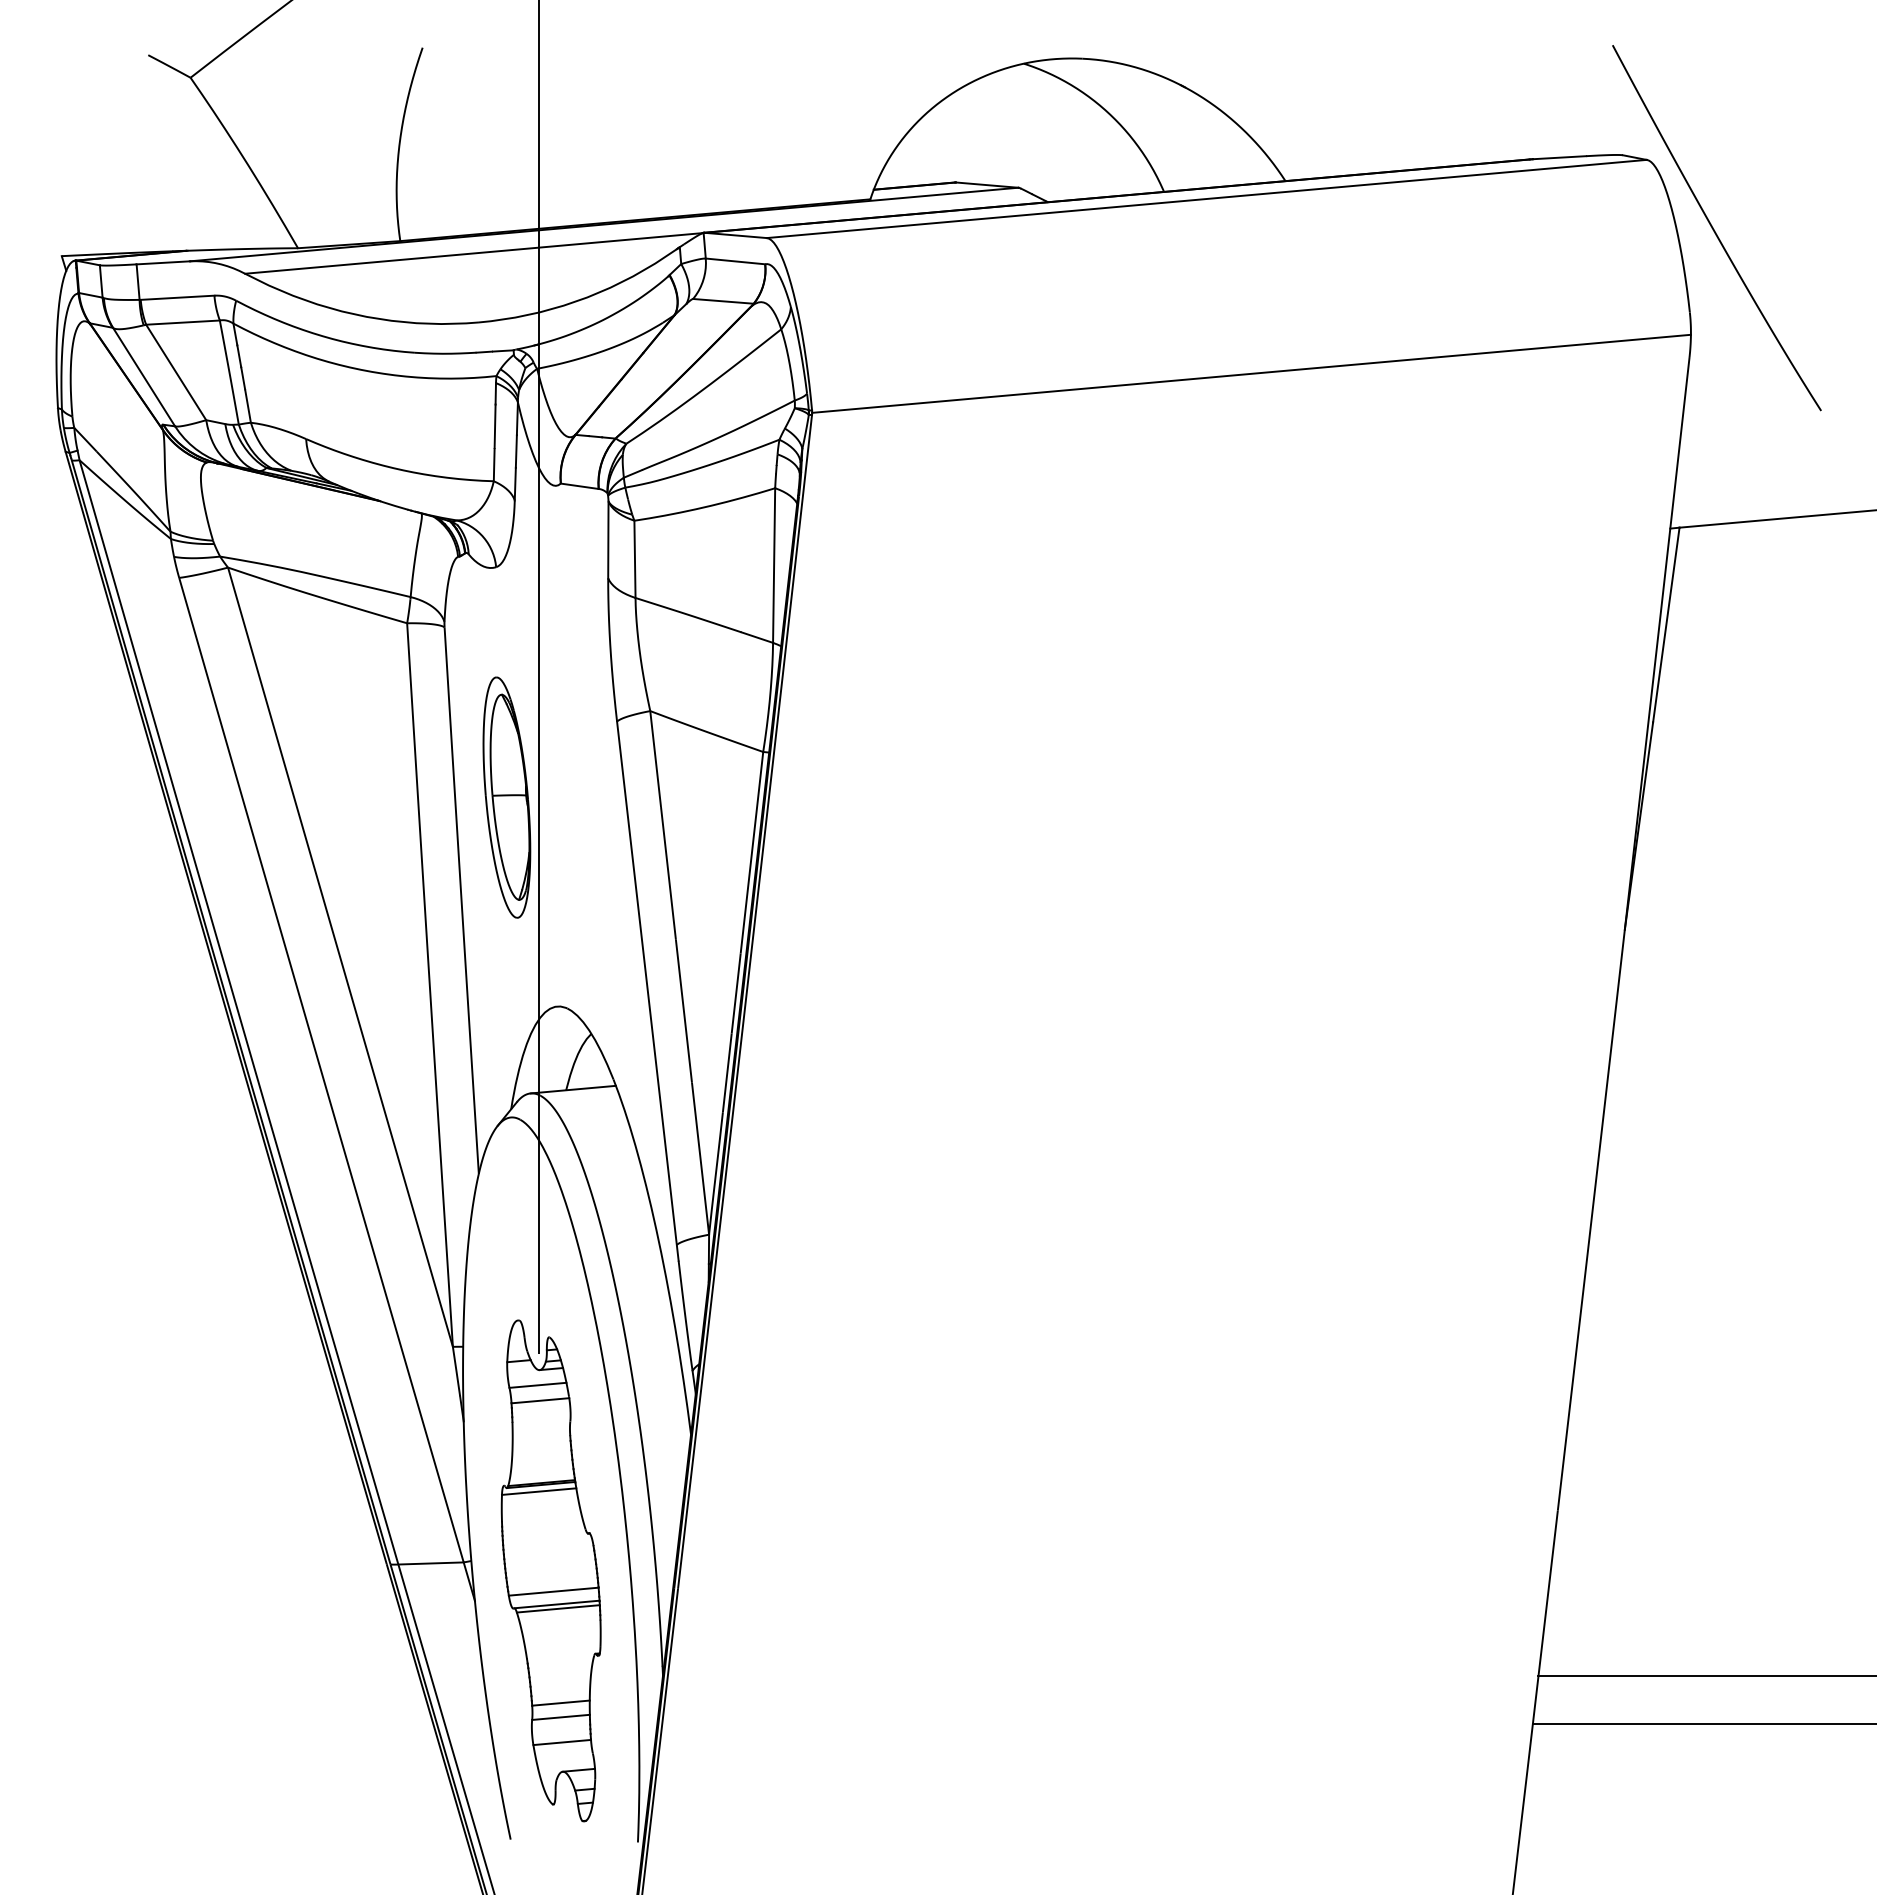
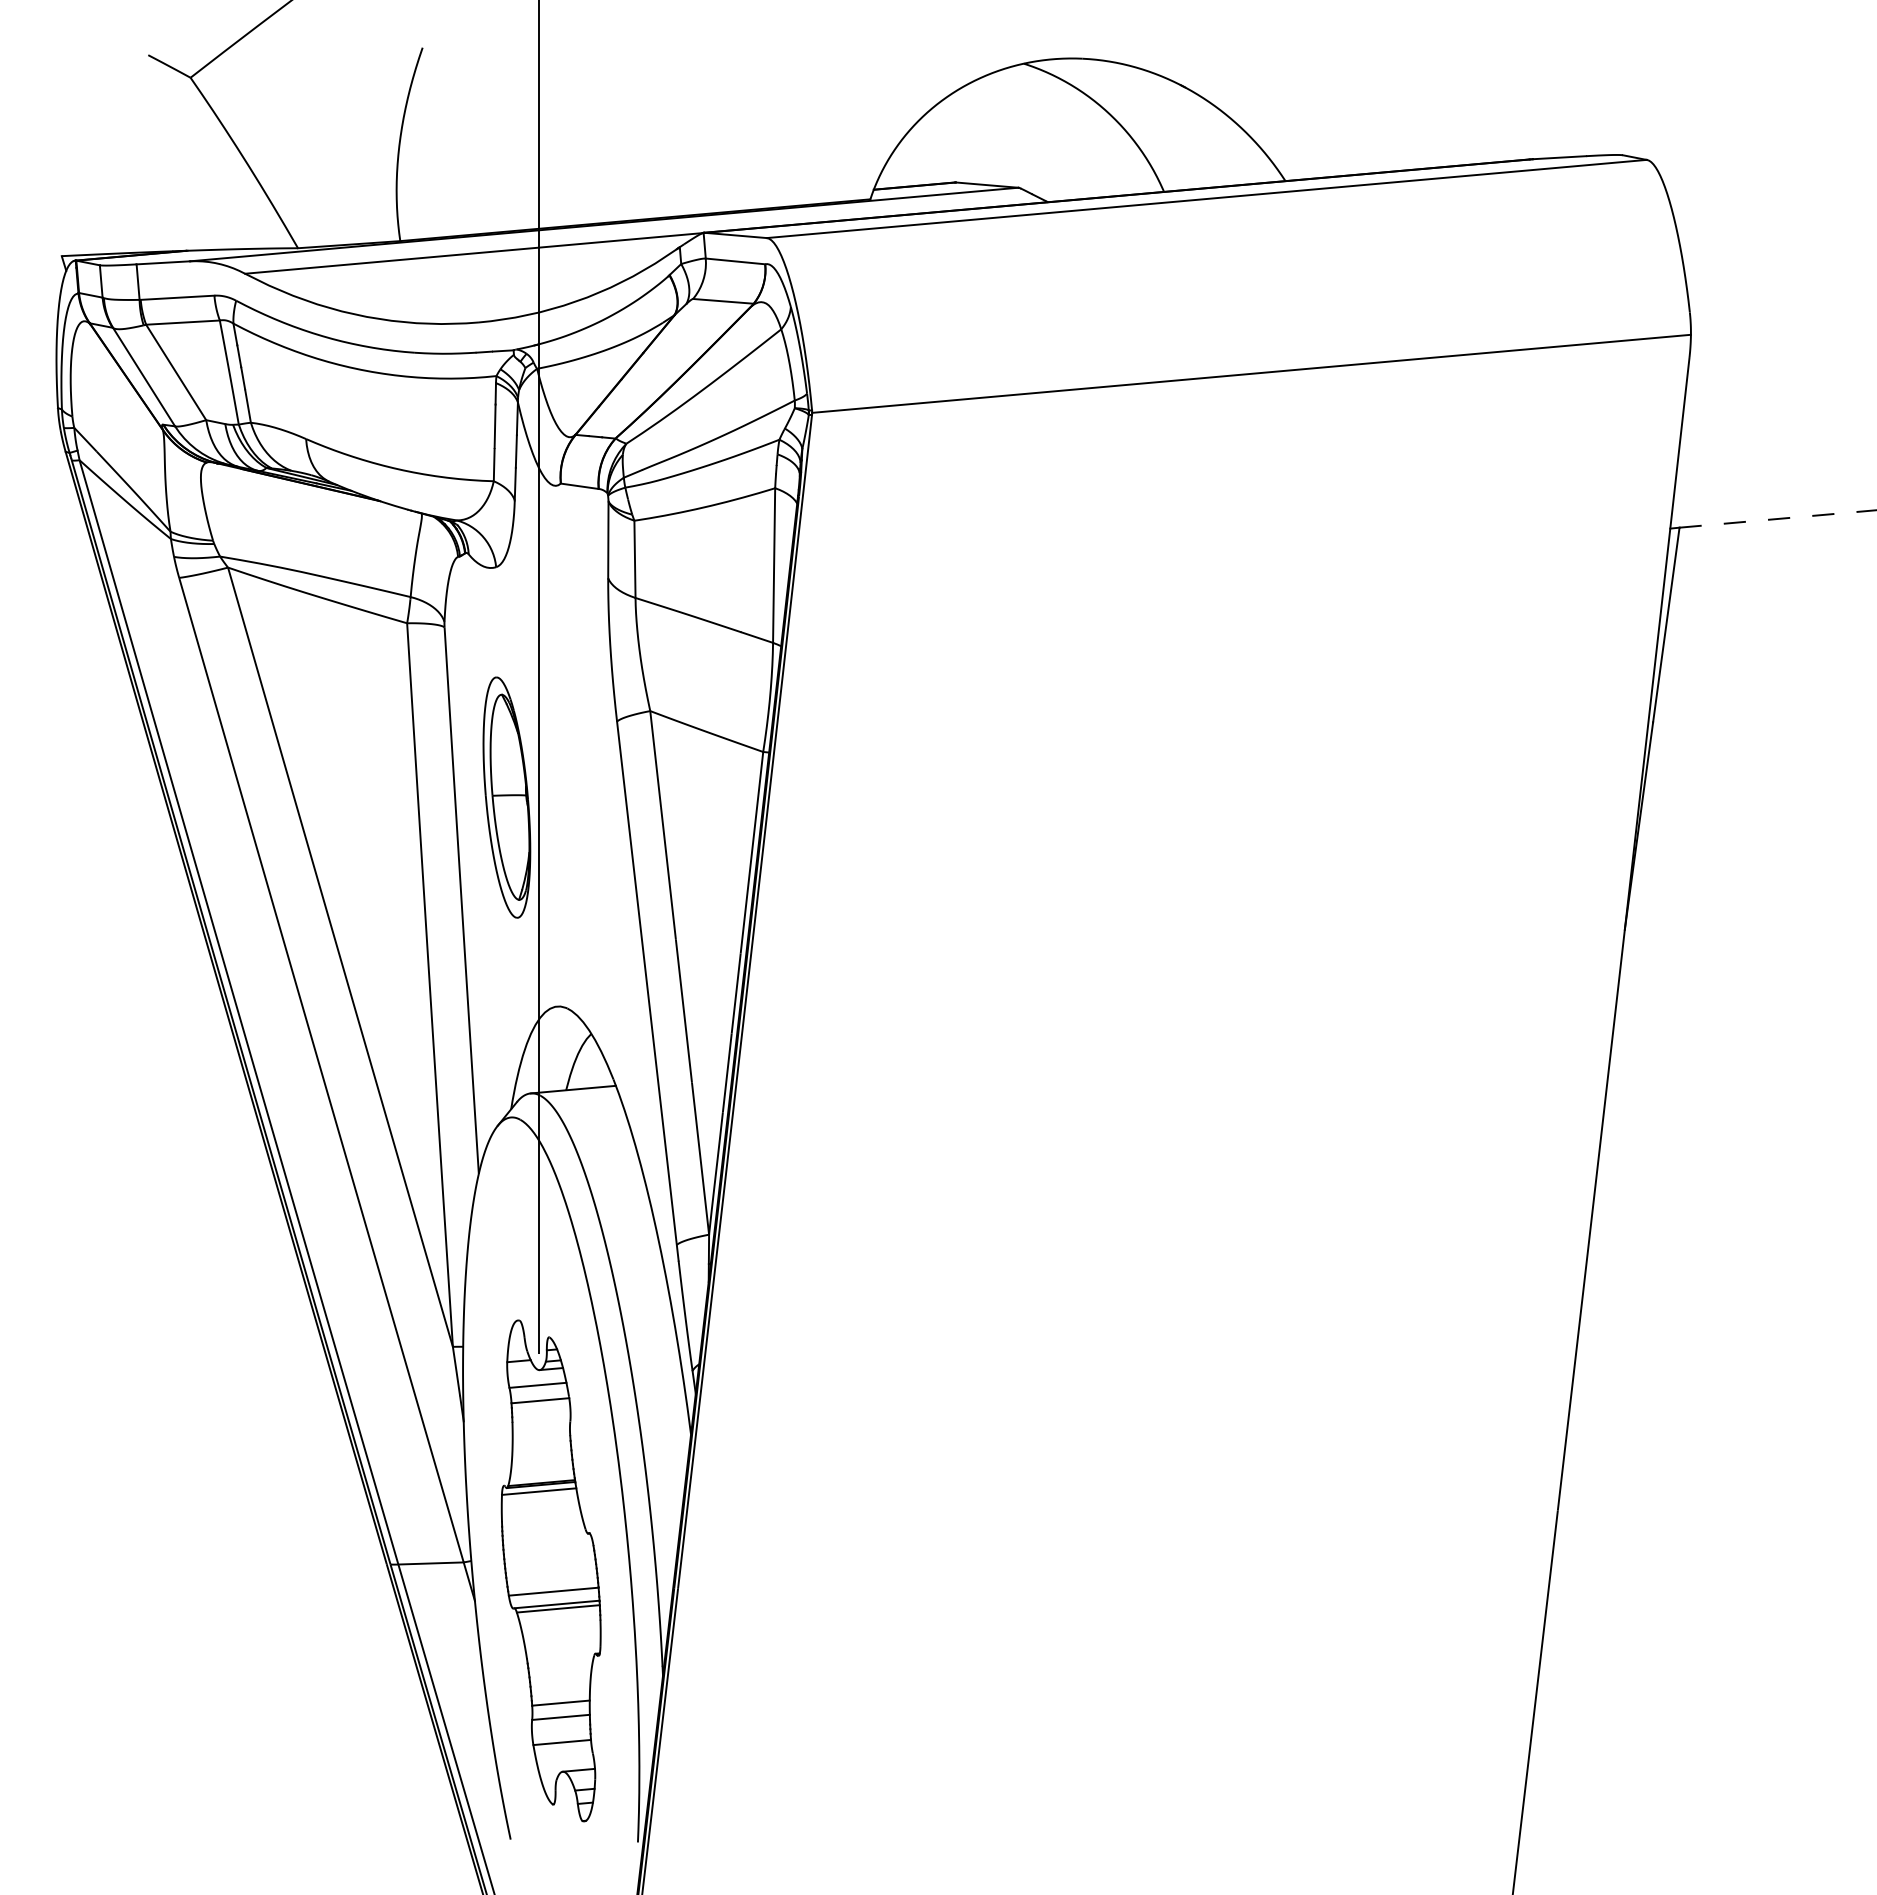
curve: present -> none (1714, 229)
line: solid -> dashed (1778, 518)
line: present -> none (1705, 1676)
line: present -> none (1702, 1724)
